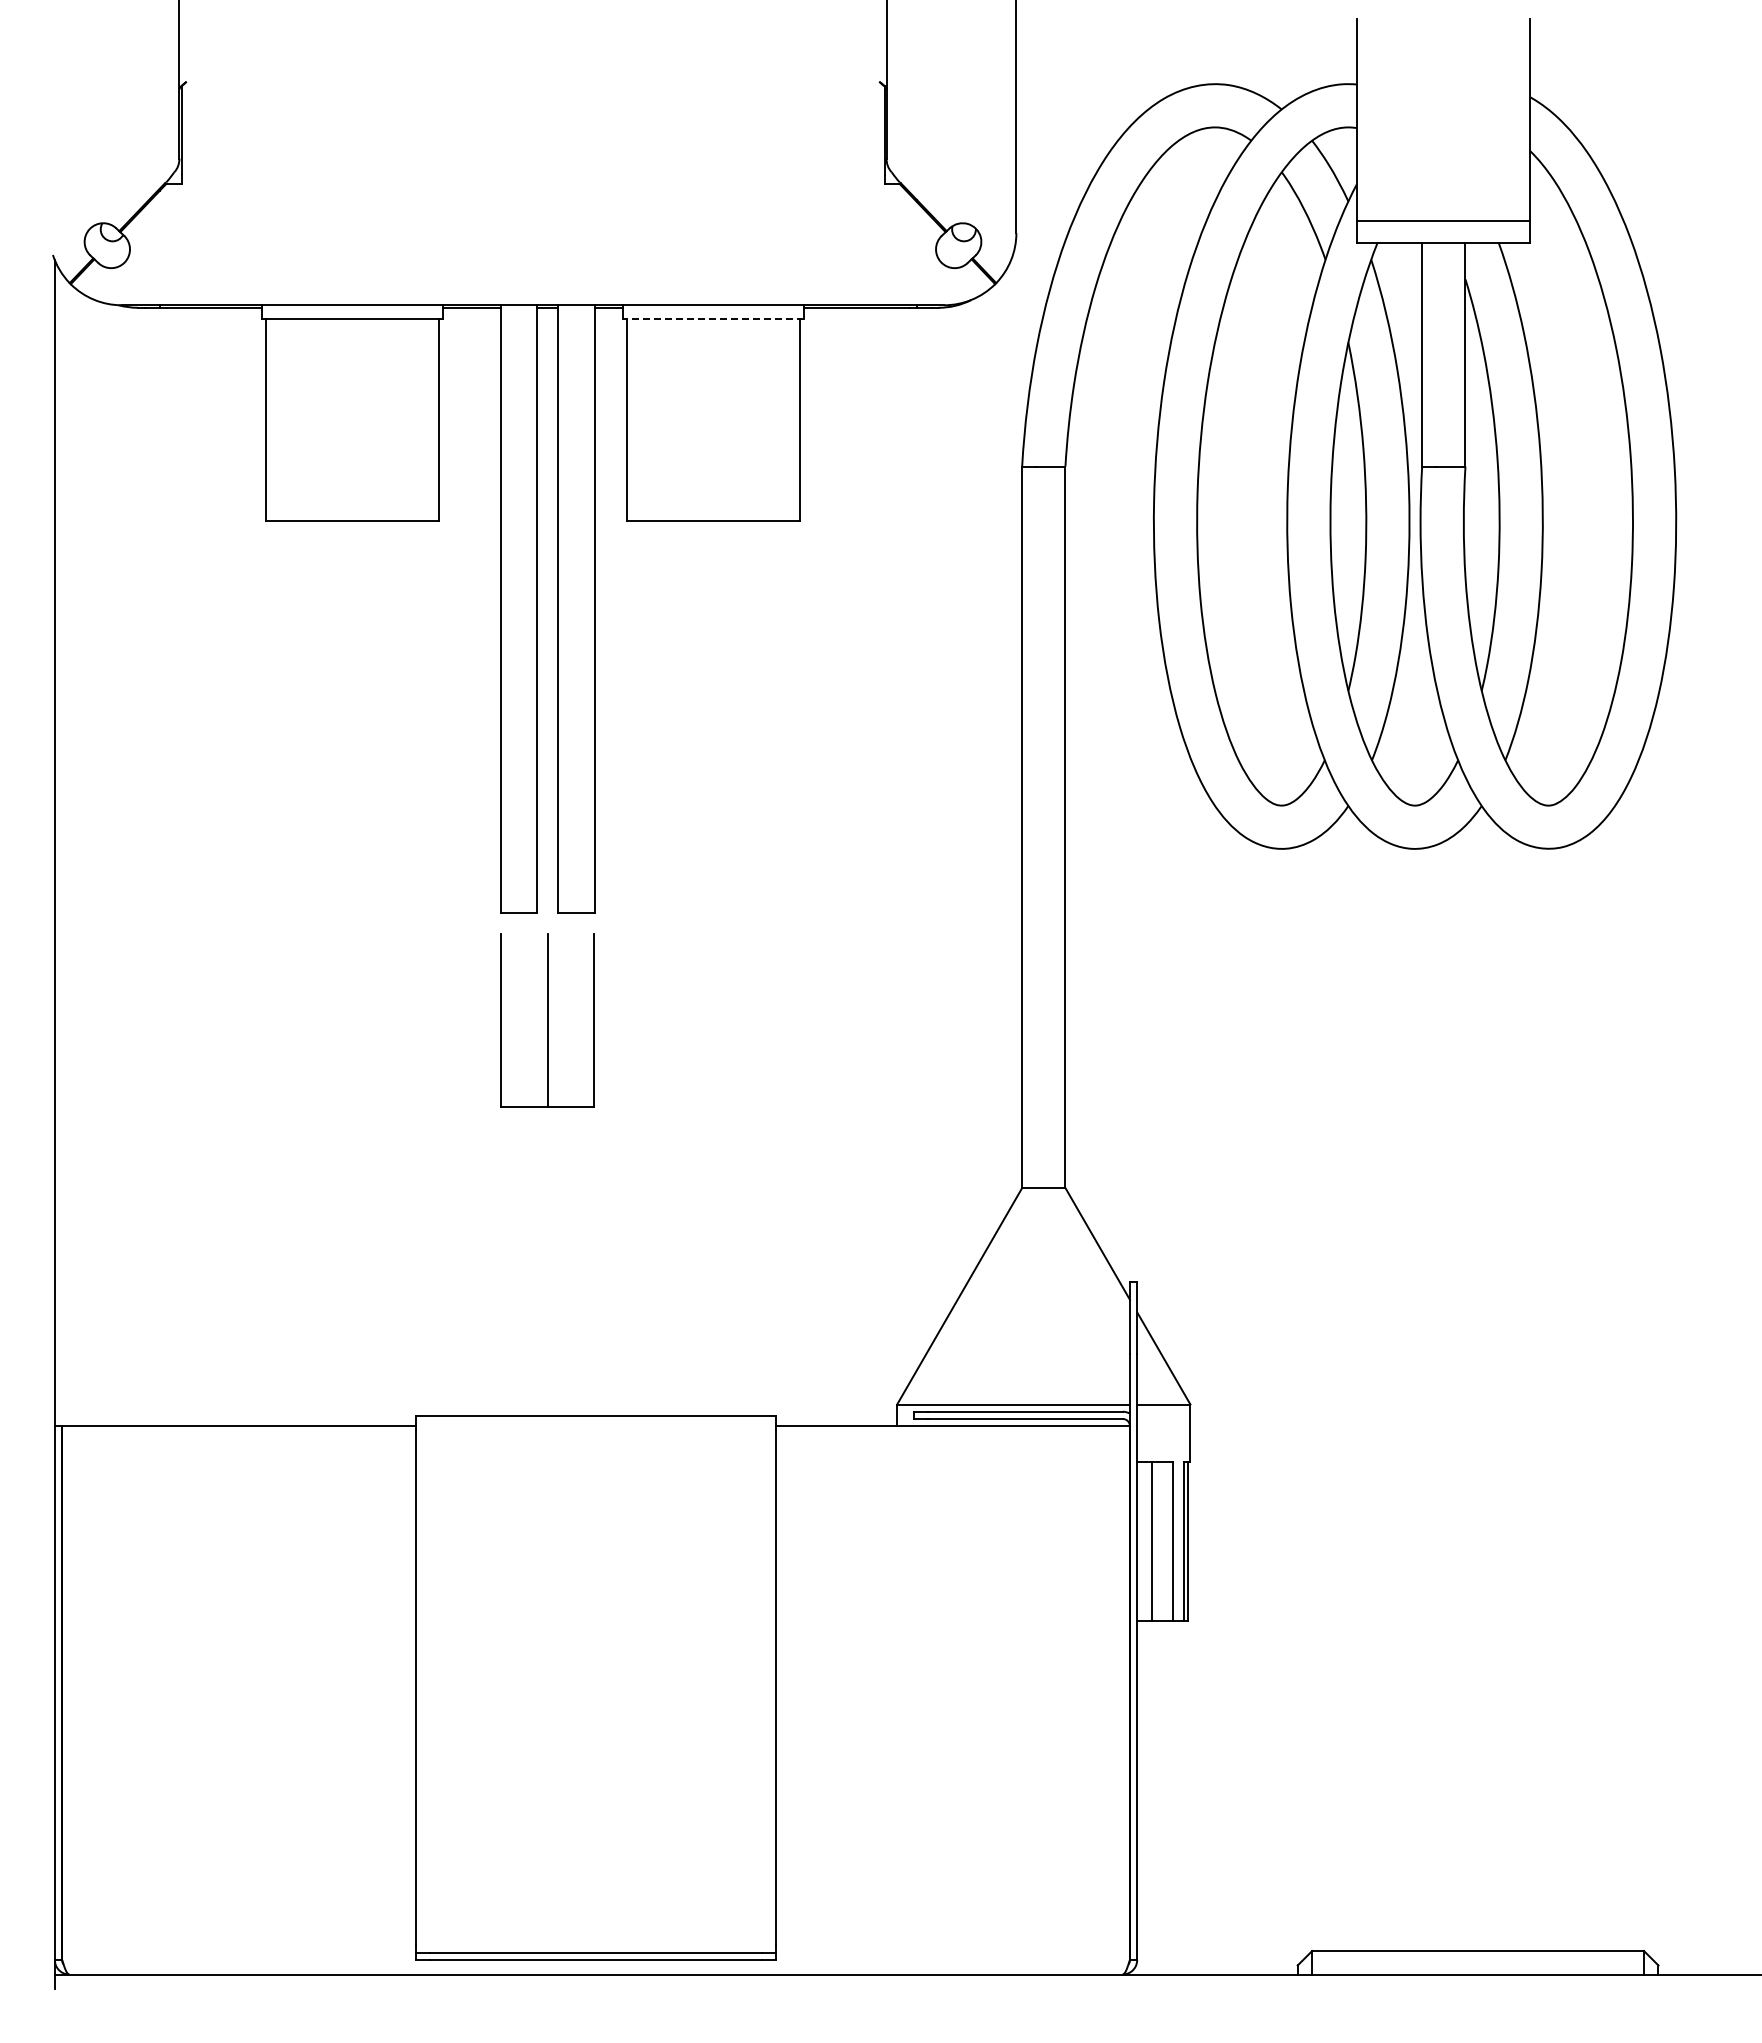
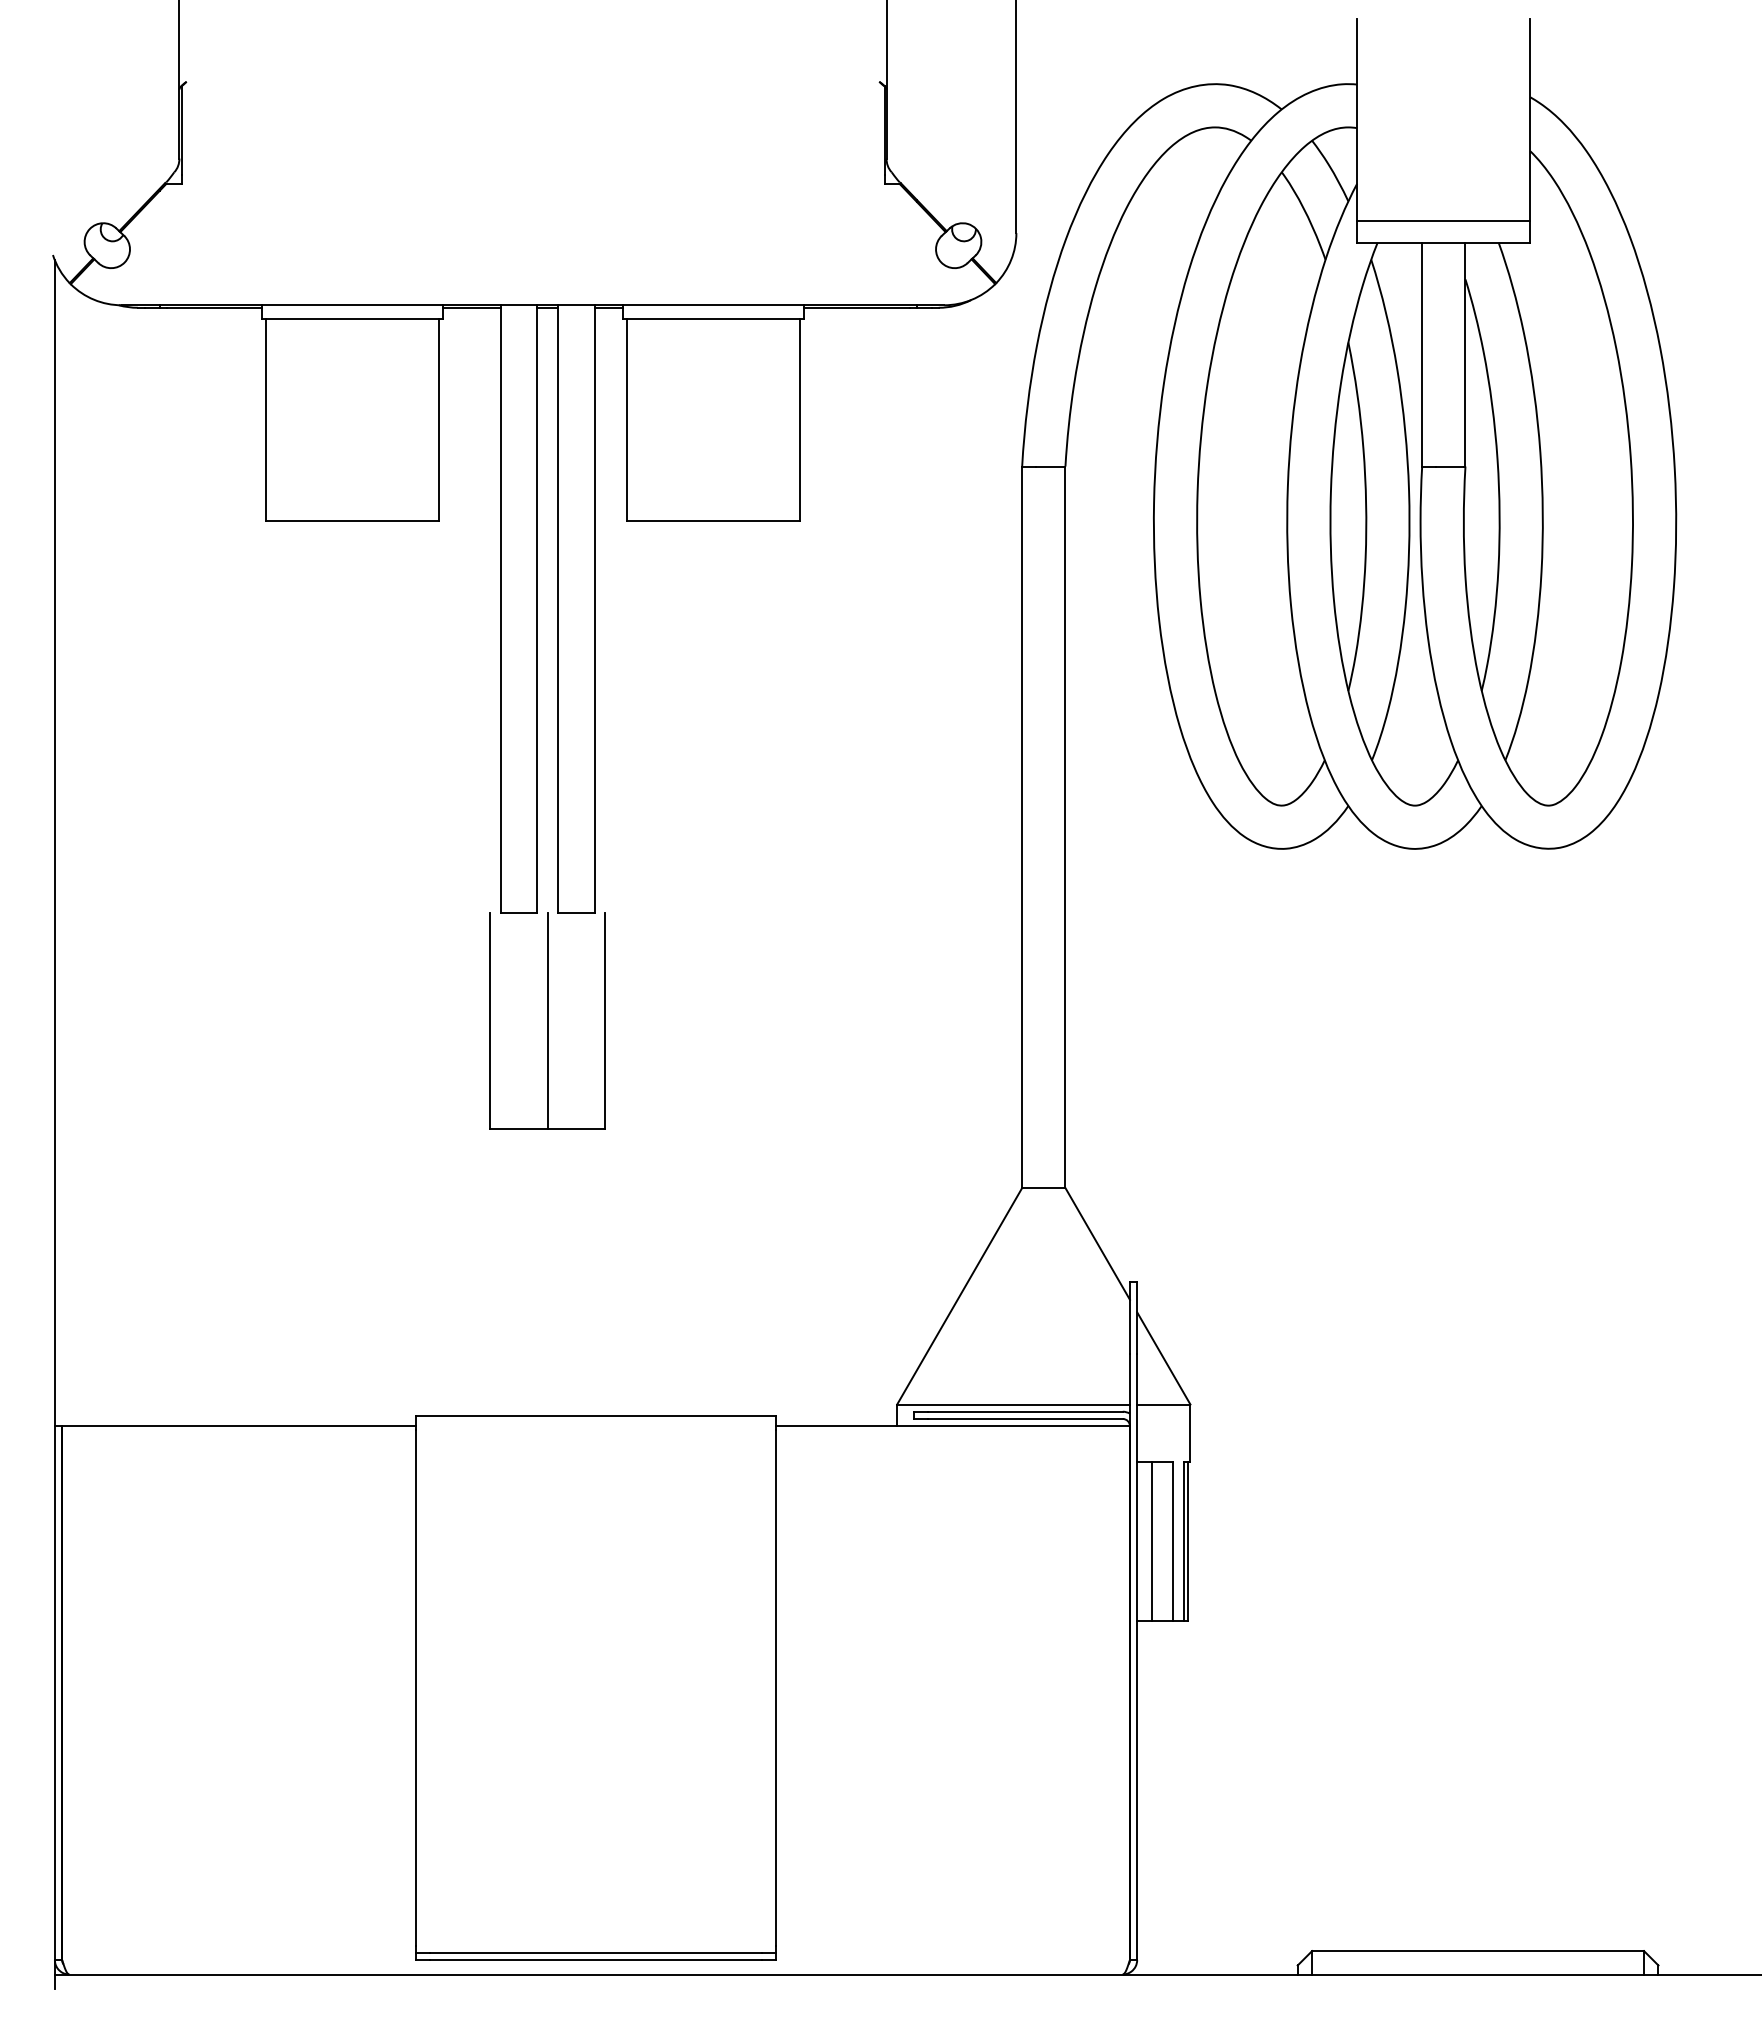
line: dashed -> solid (712, 319)
part size: 95x175 px -> 117x218 px (547, 1020)
